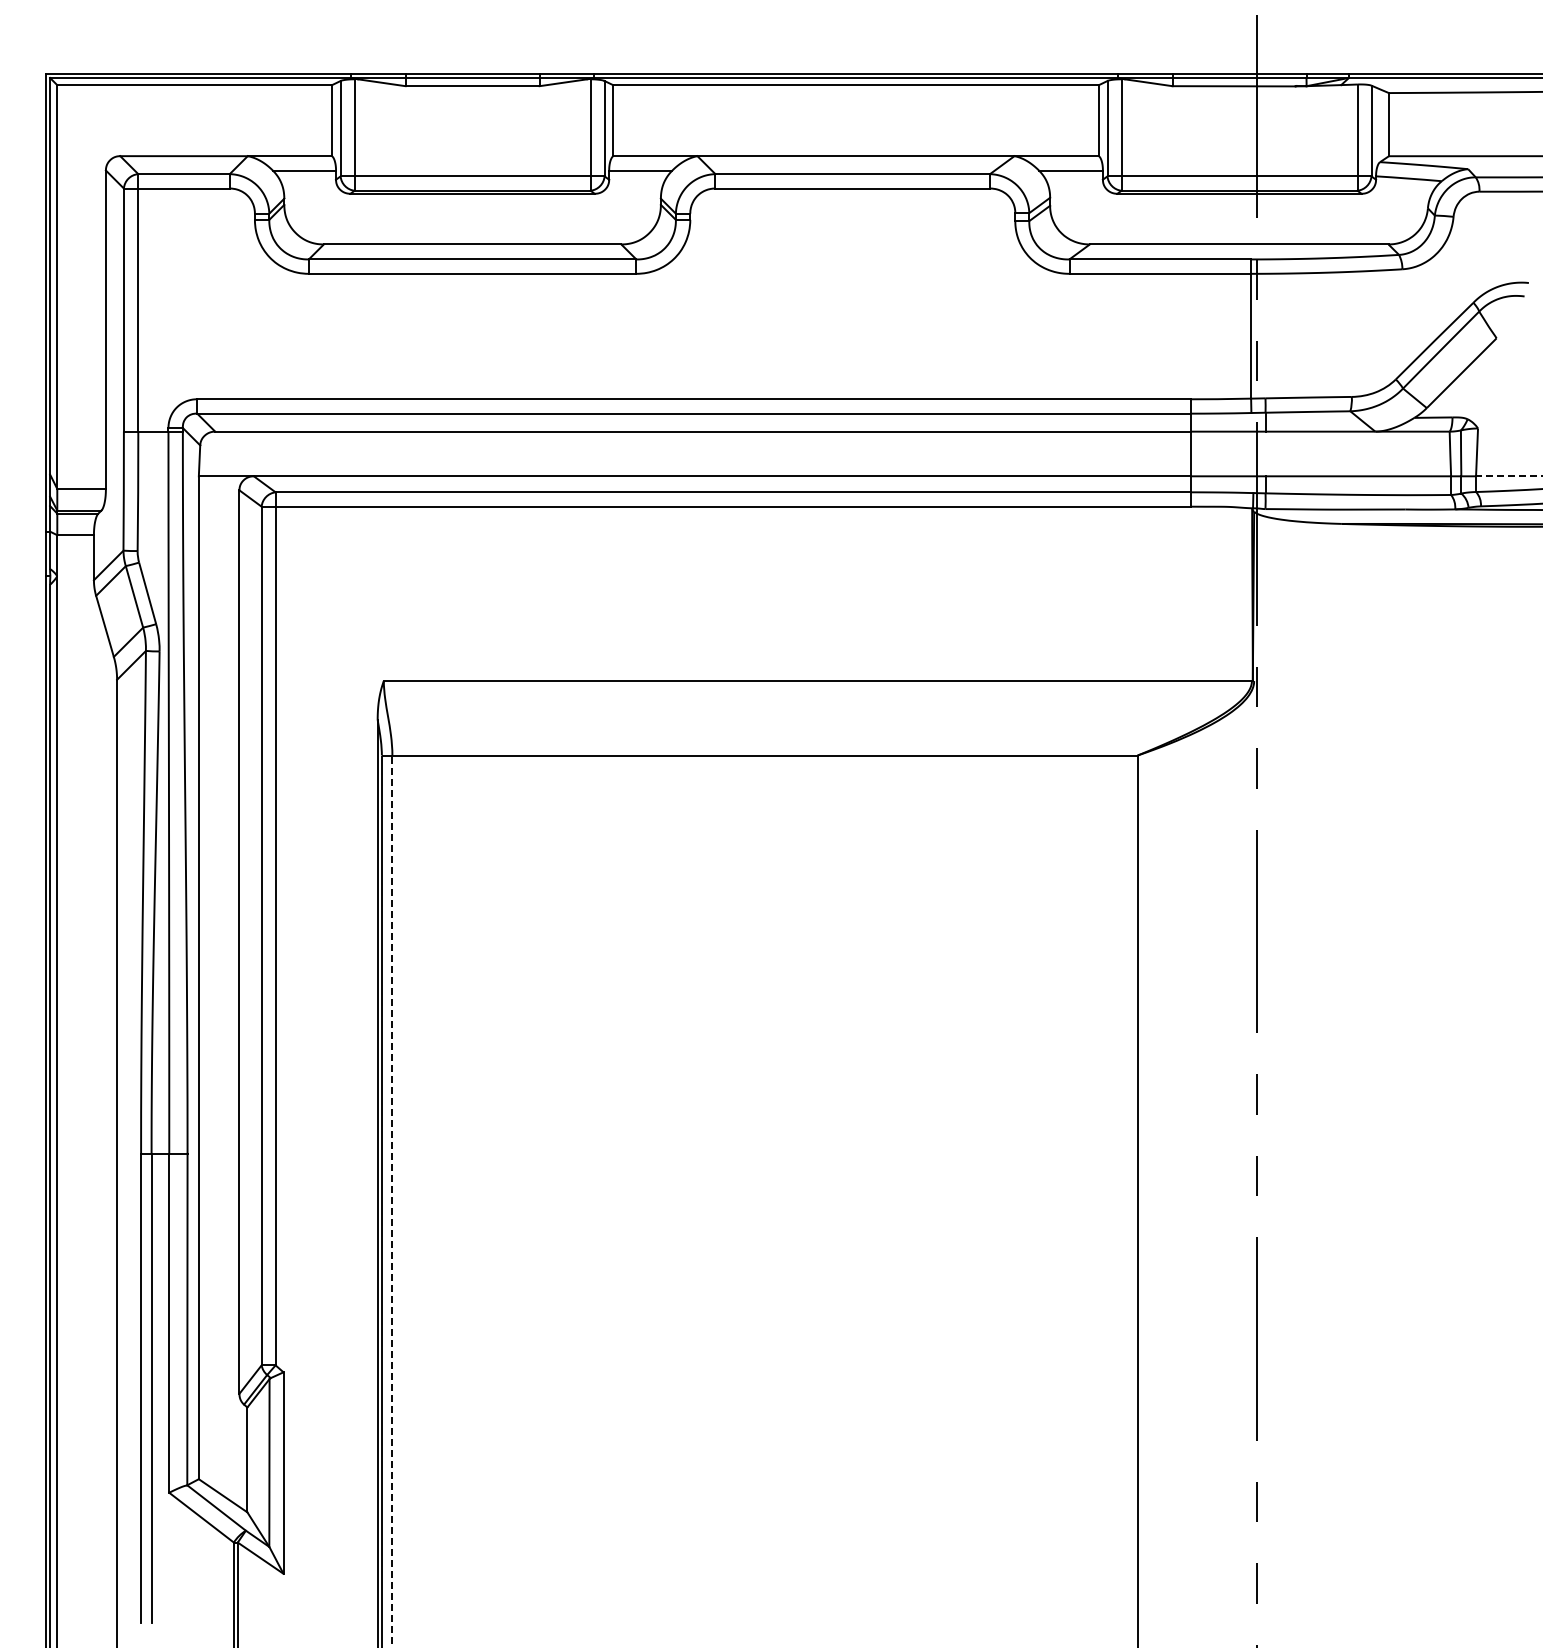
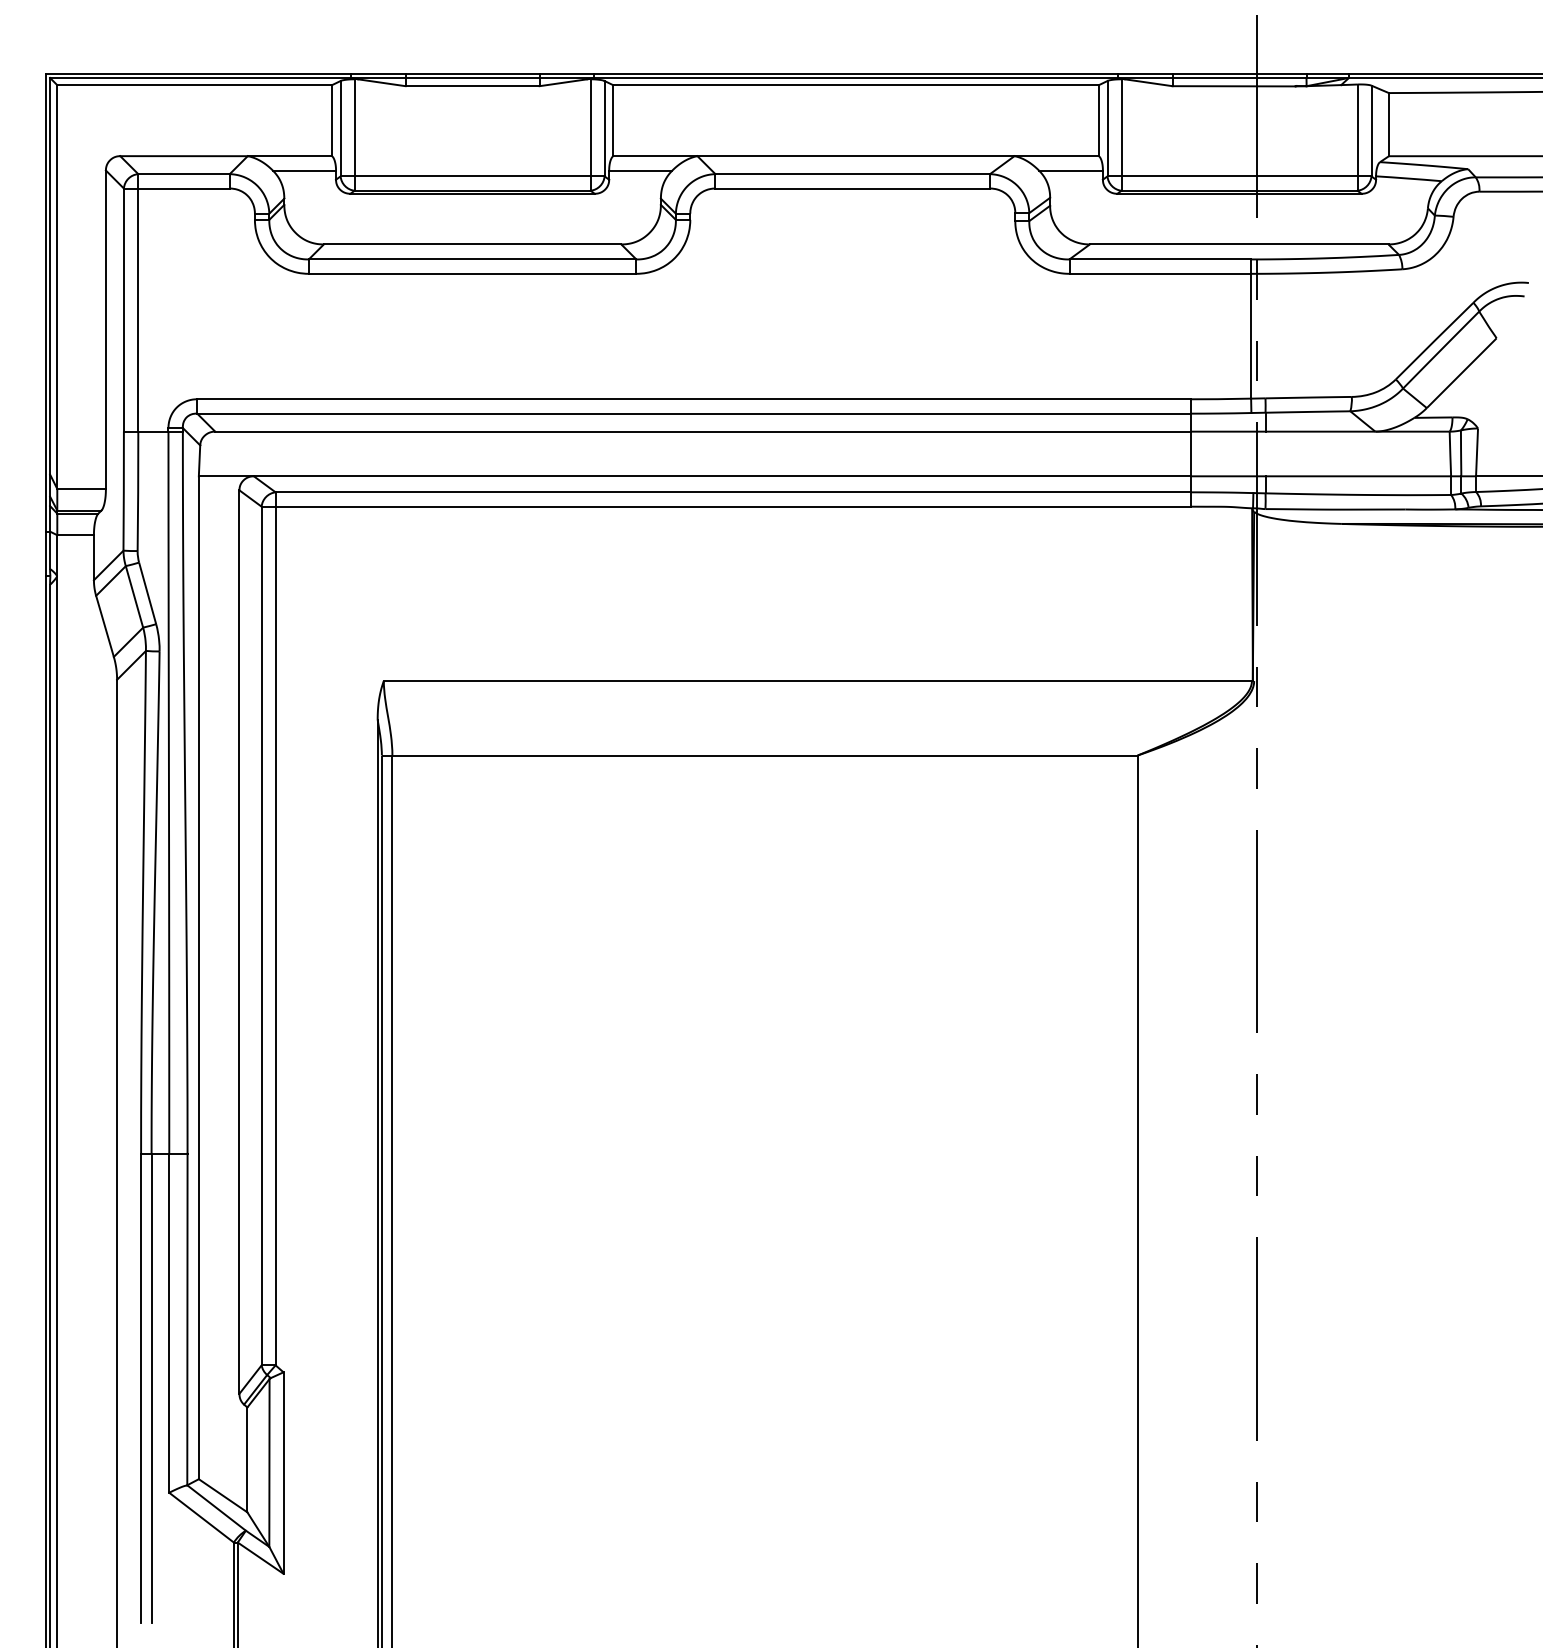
line: dashed -> solid (1508, 476)
line: dashed -> solid (392, 1201)
